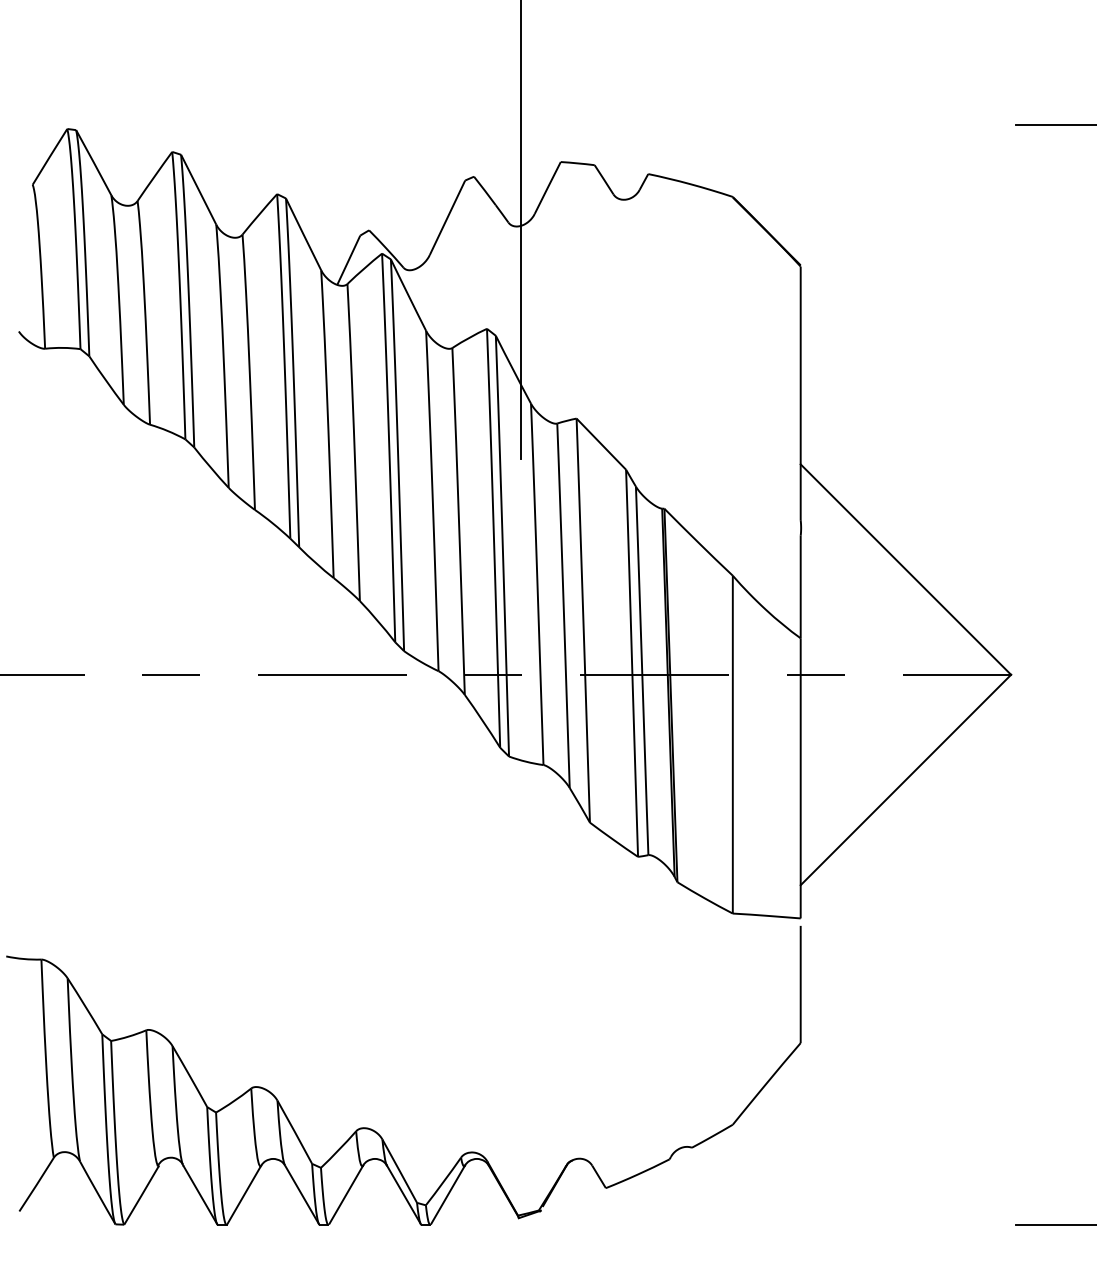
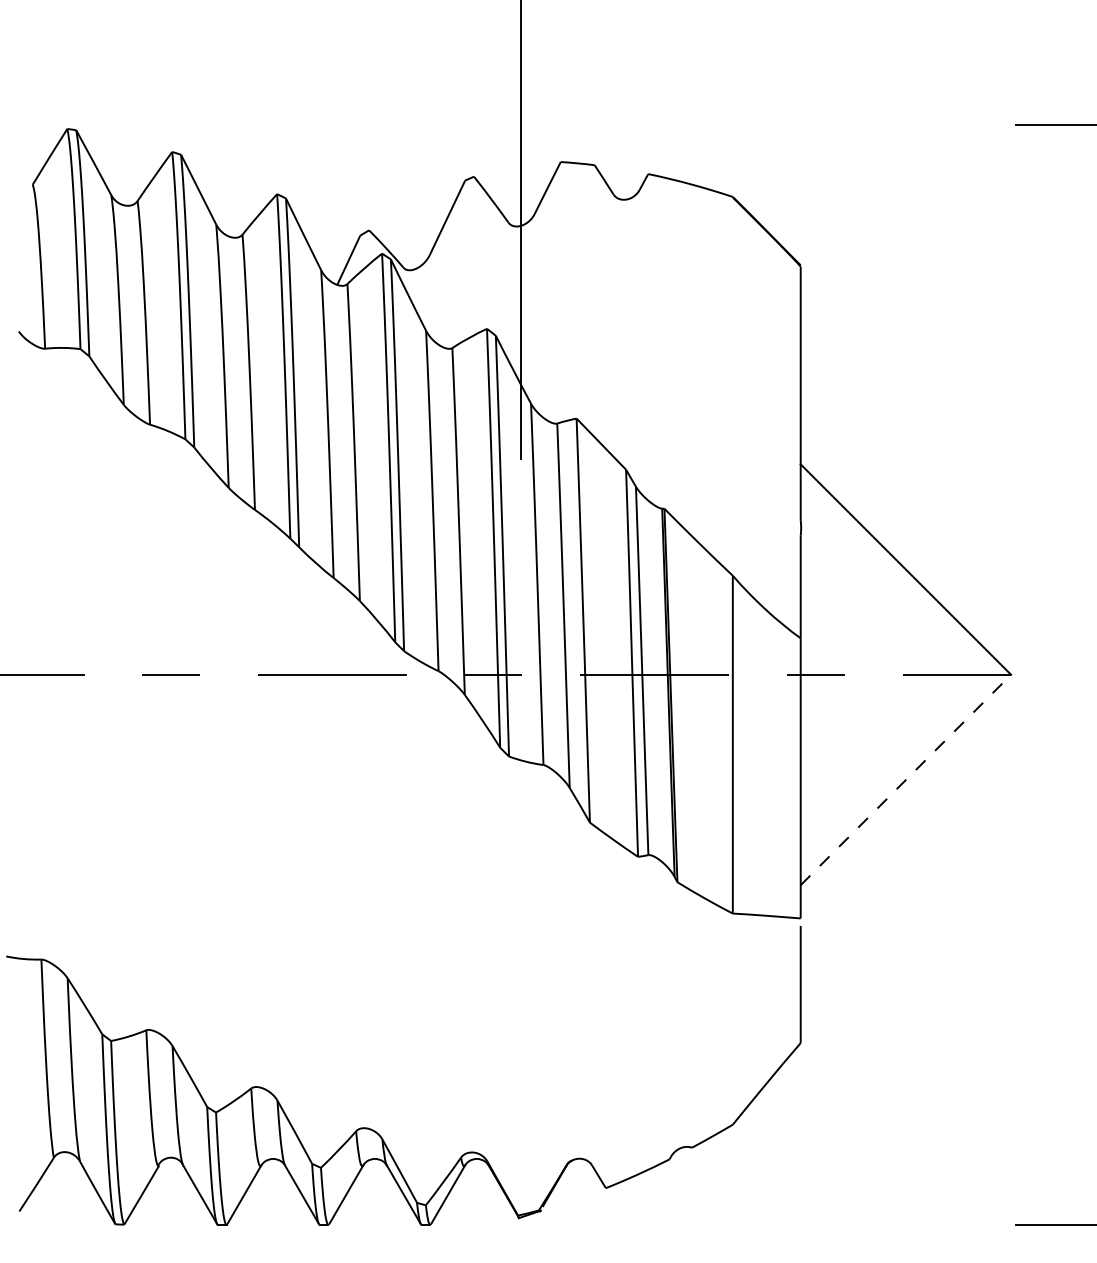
line: solid -> dashed (905, 780)
